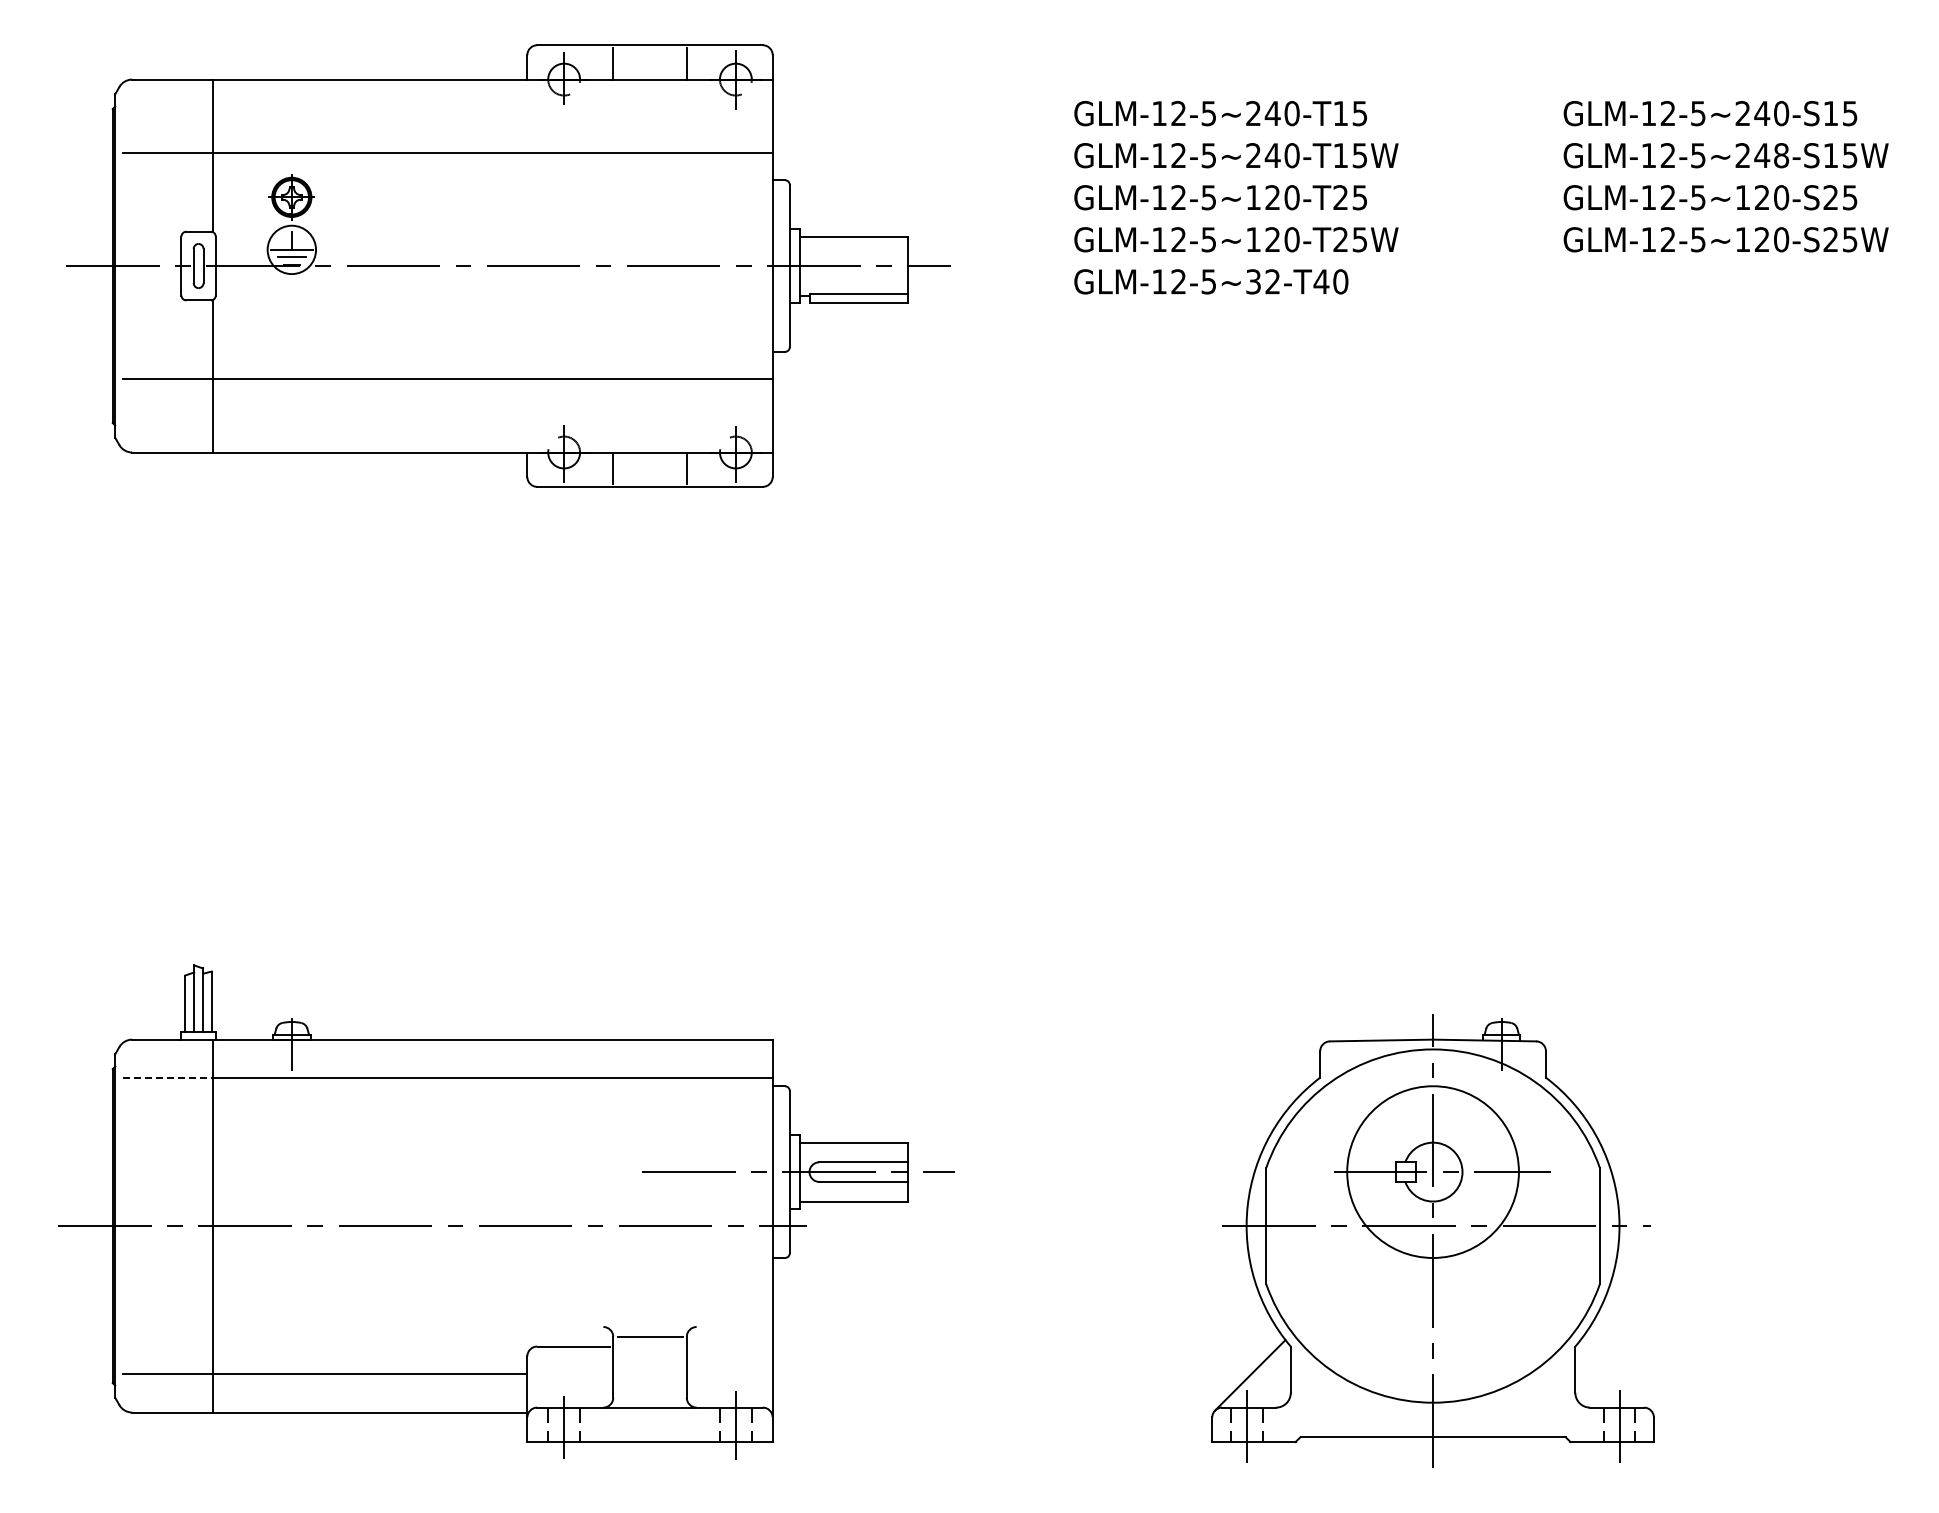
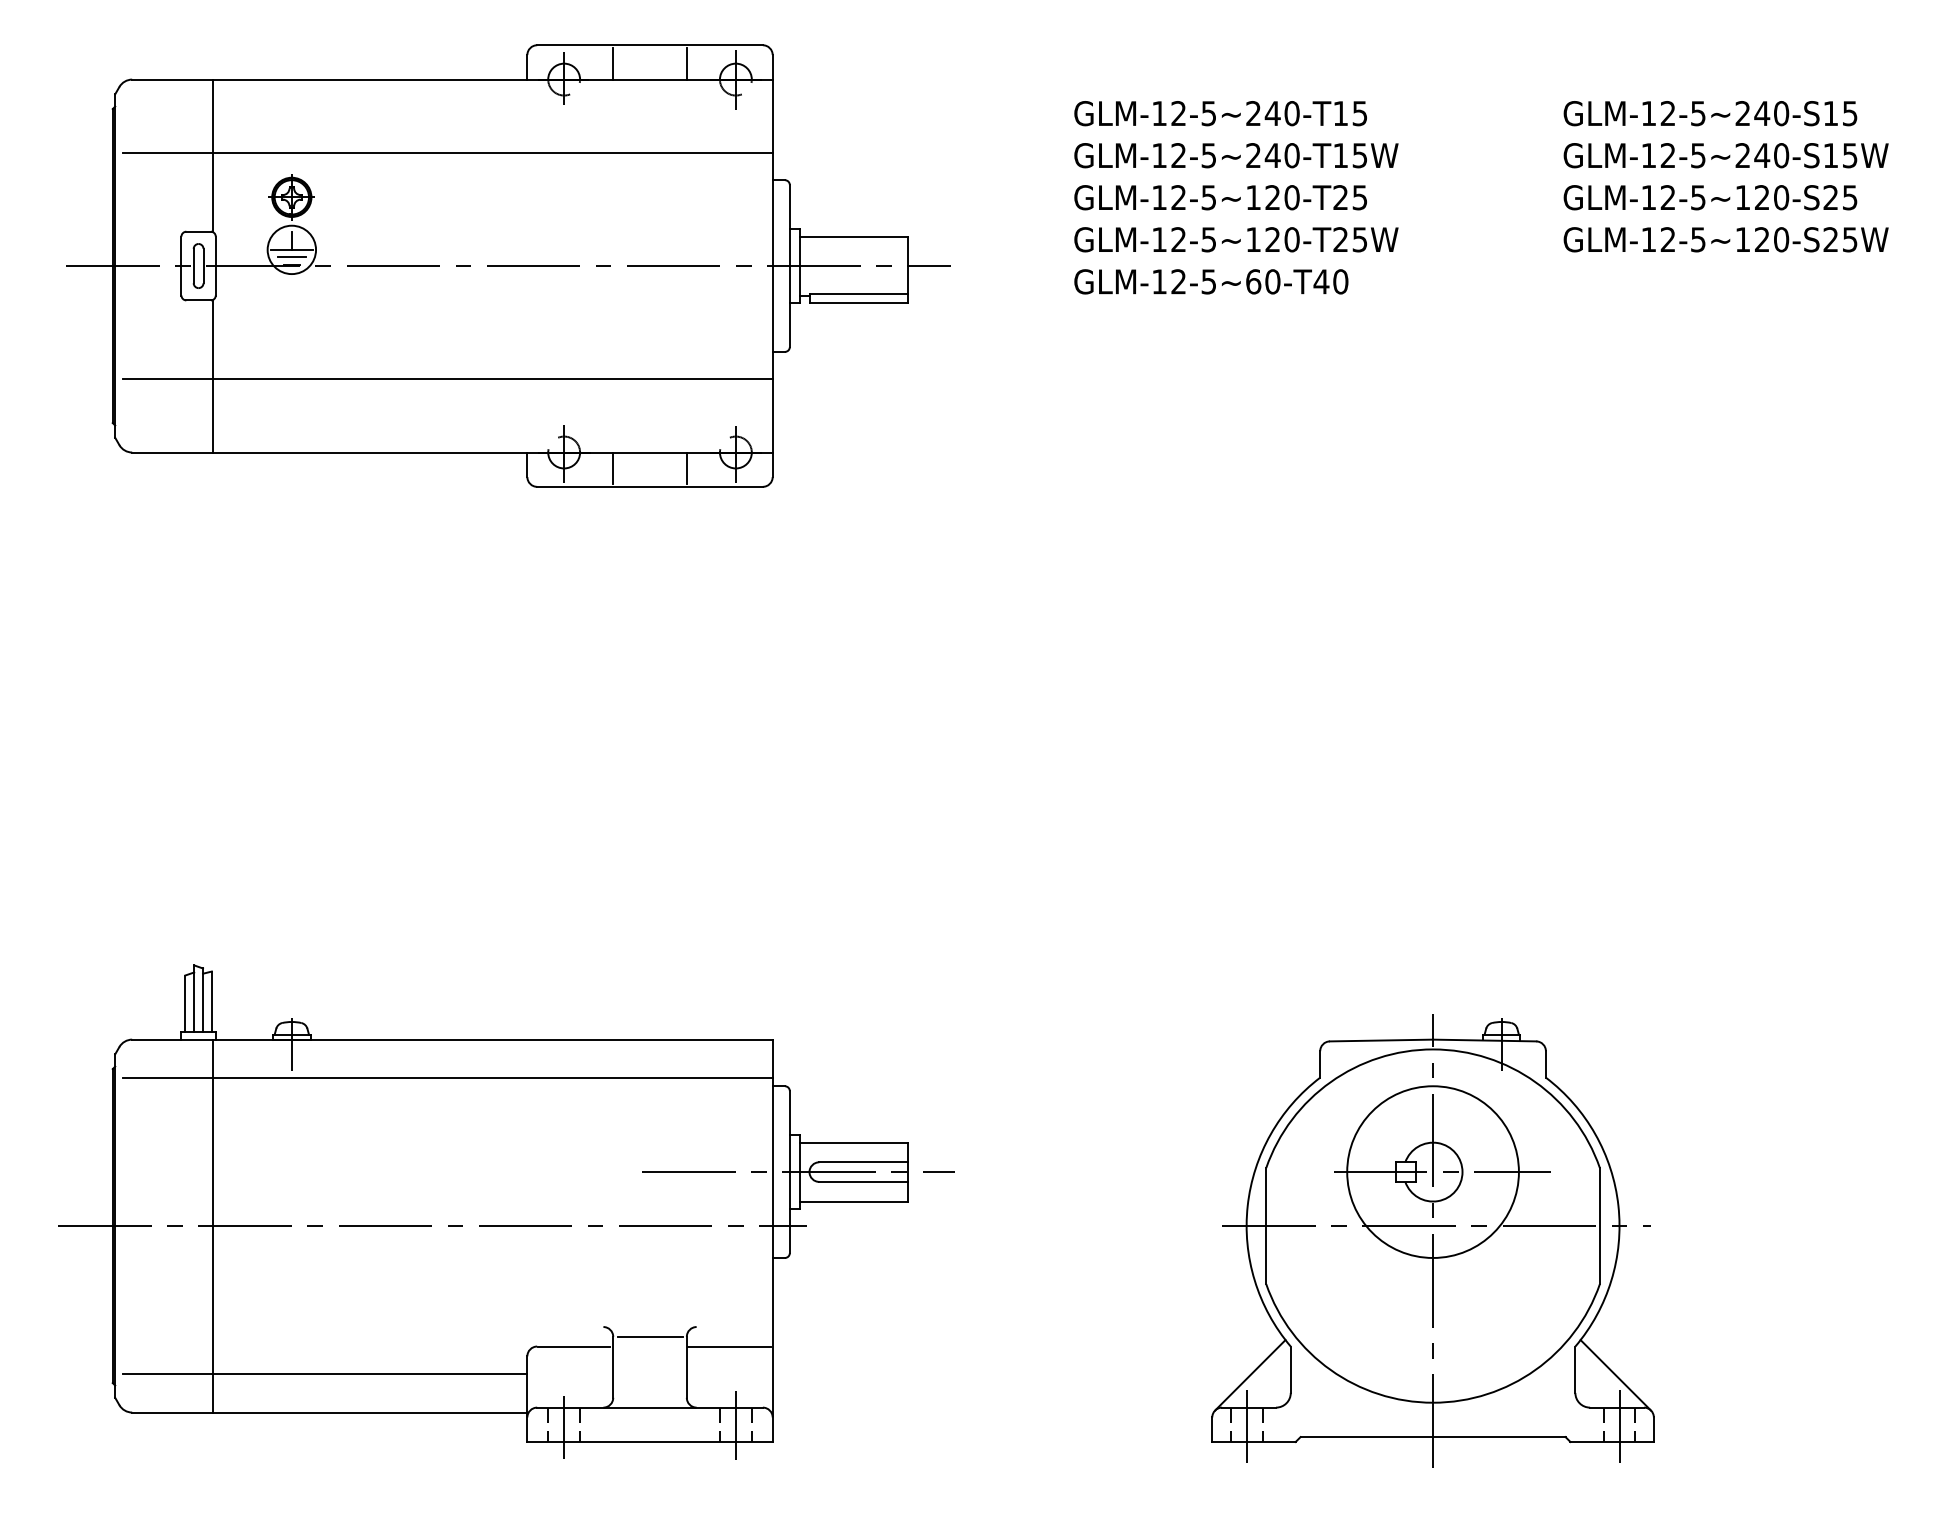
text: GLM-12-5~248-S15W -> GLM-12-5~240-S15W (1781, 155)
text: GLM-12-5~32-T40 -> GLM-12-5~60-T40 (1263, 281)
line: dashed -> solid (168, 1077)
line: none -> present (729, 1346)
line: none -> present (1615, 1375)
